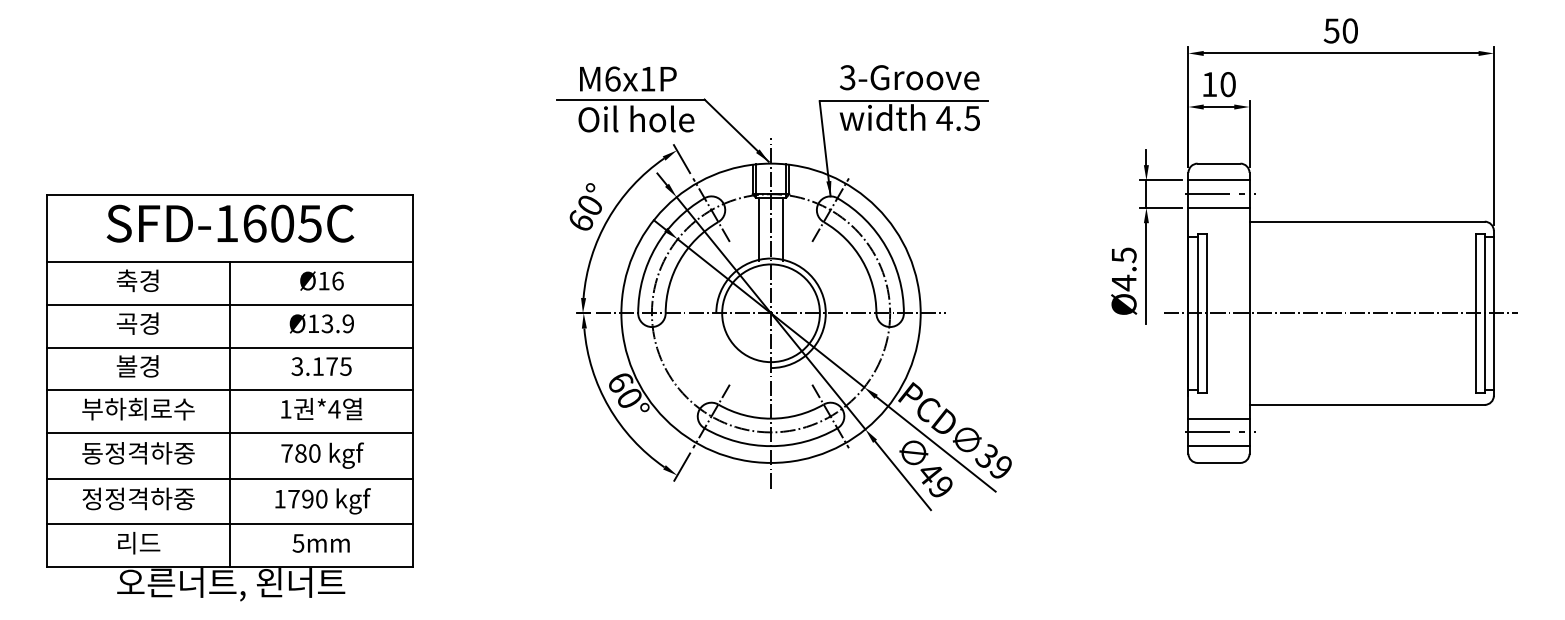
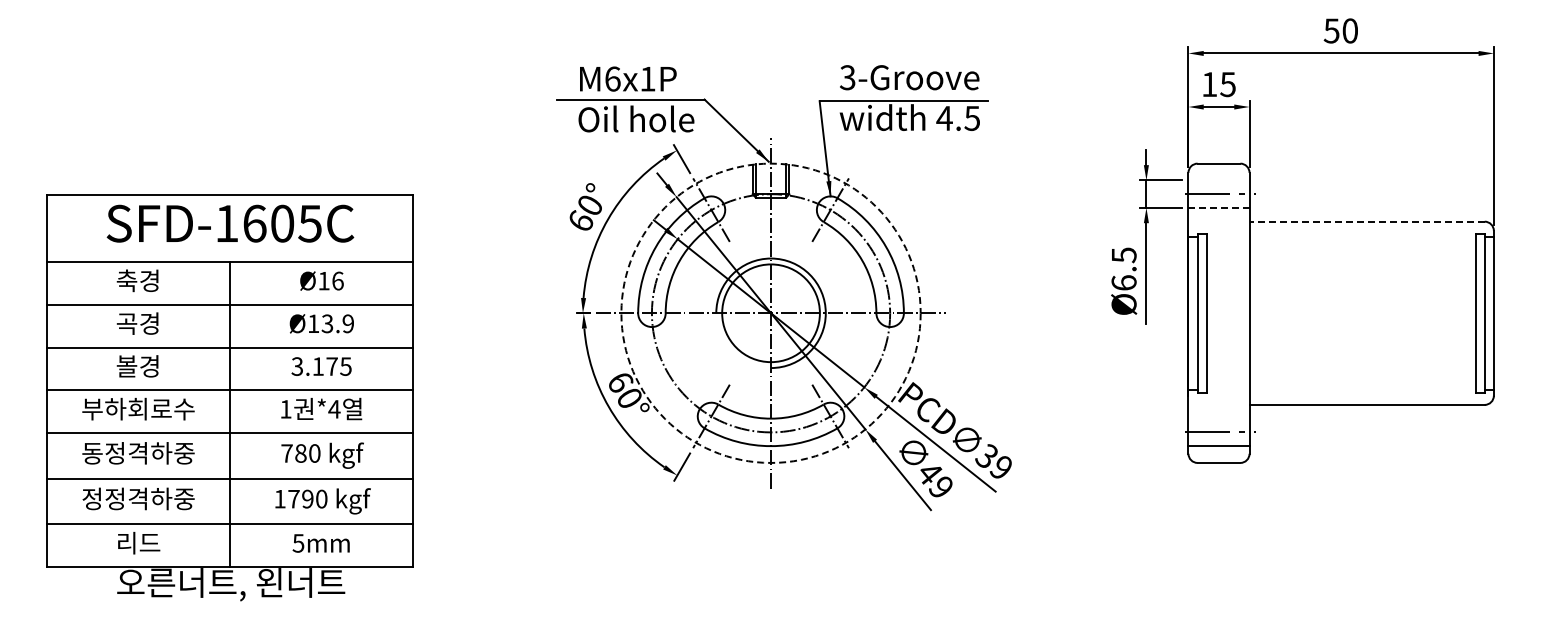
text: 10 -> 15 (1227, 84)
line: present -> none (1218, 180)
line: solid -> dashed (1219, 207)
line: solid -> dashed (1367, 221)
line: present -> none (758, 228)
line: present -> none (783, 228)
text: Ø4.5 -> Ø6.5 (1123, 282)
circle: solid -> dashed (770, 312)
line: present -> none (1340, 313)
line: present -> none (1218, 418)
